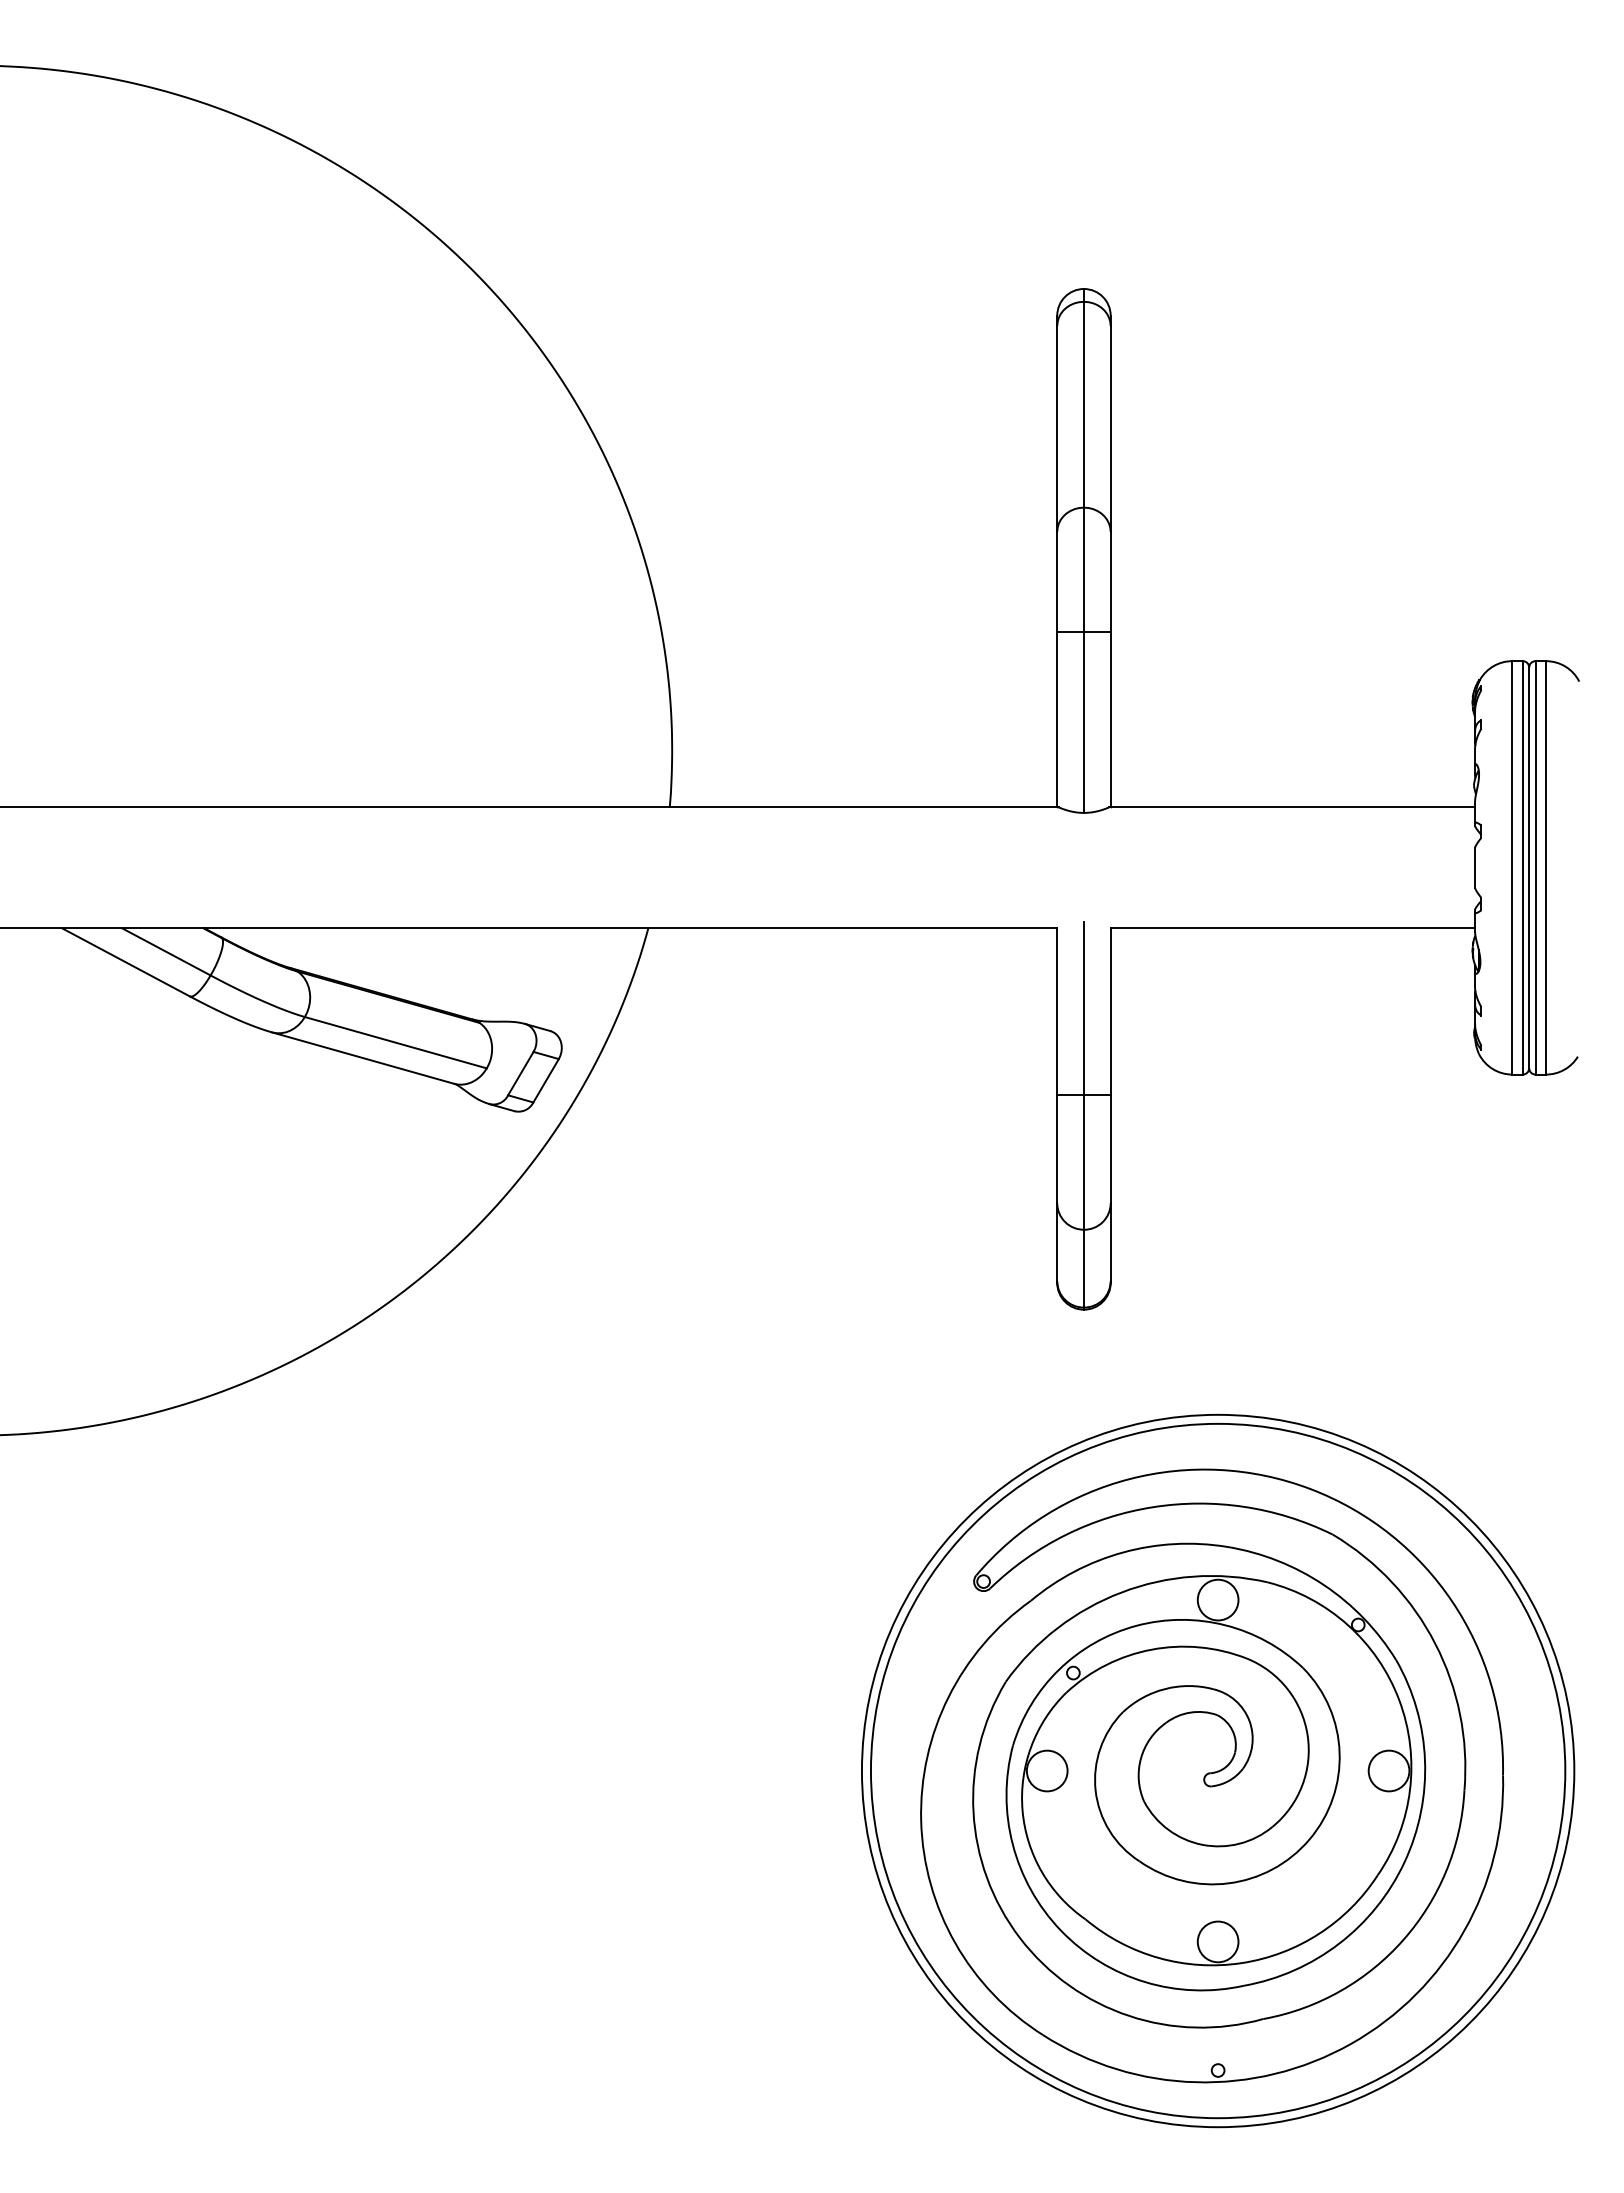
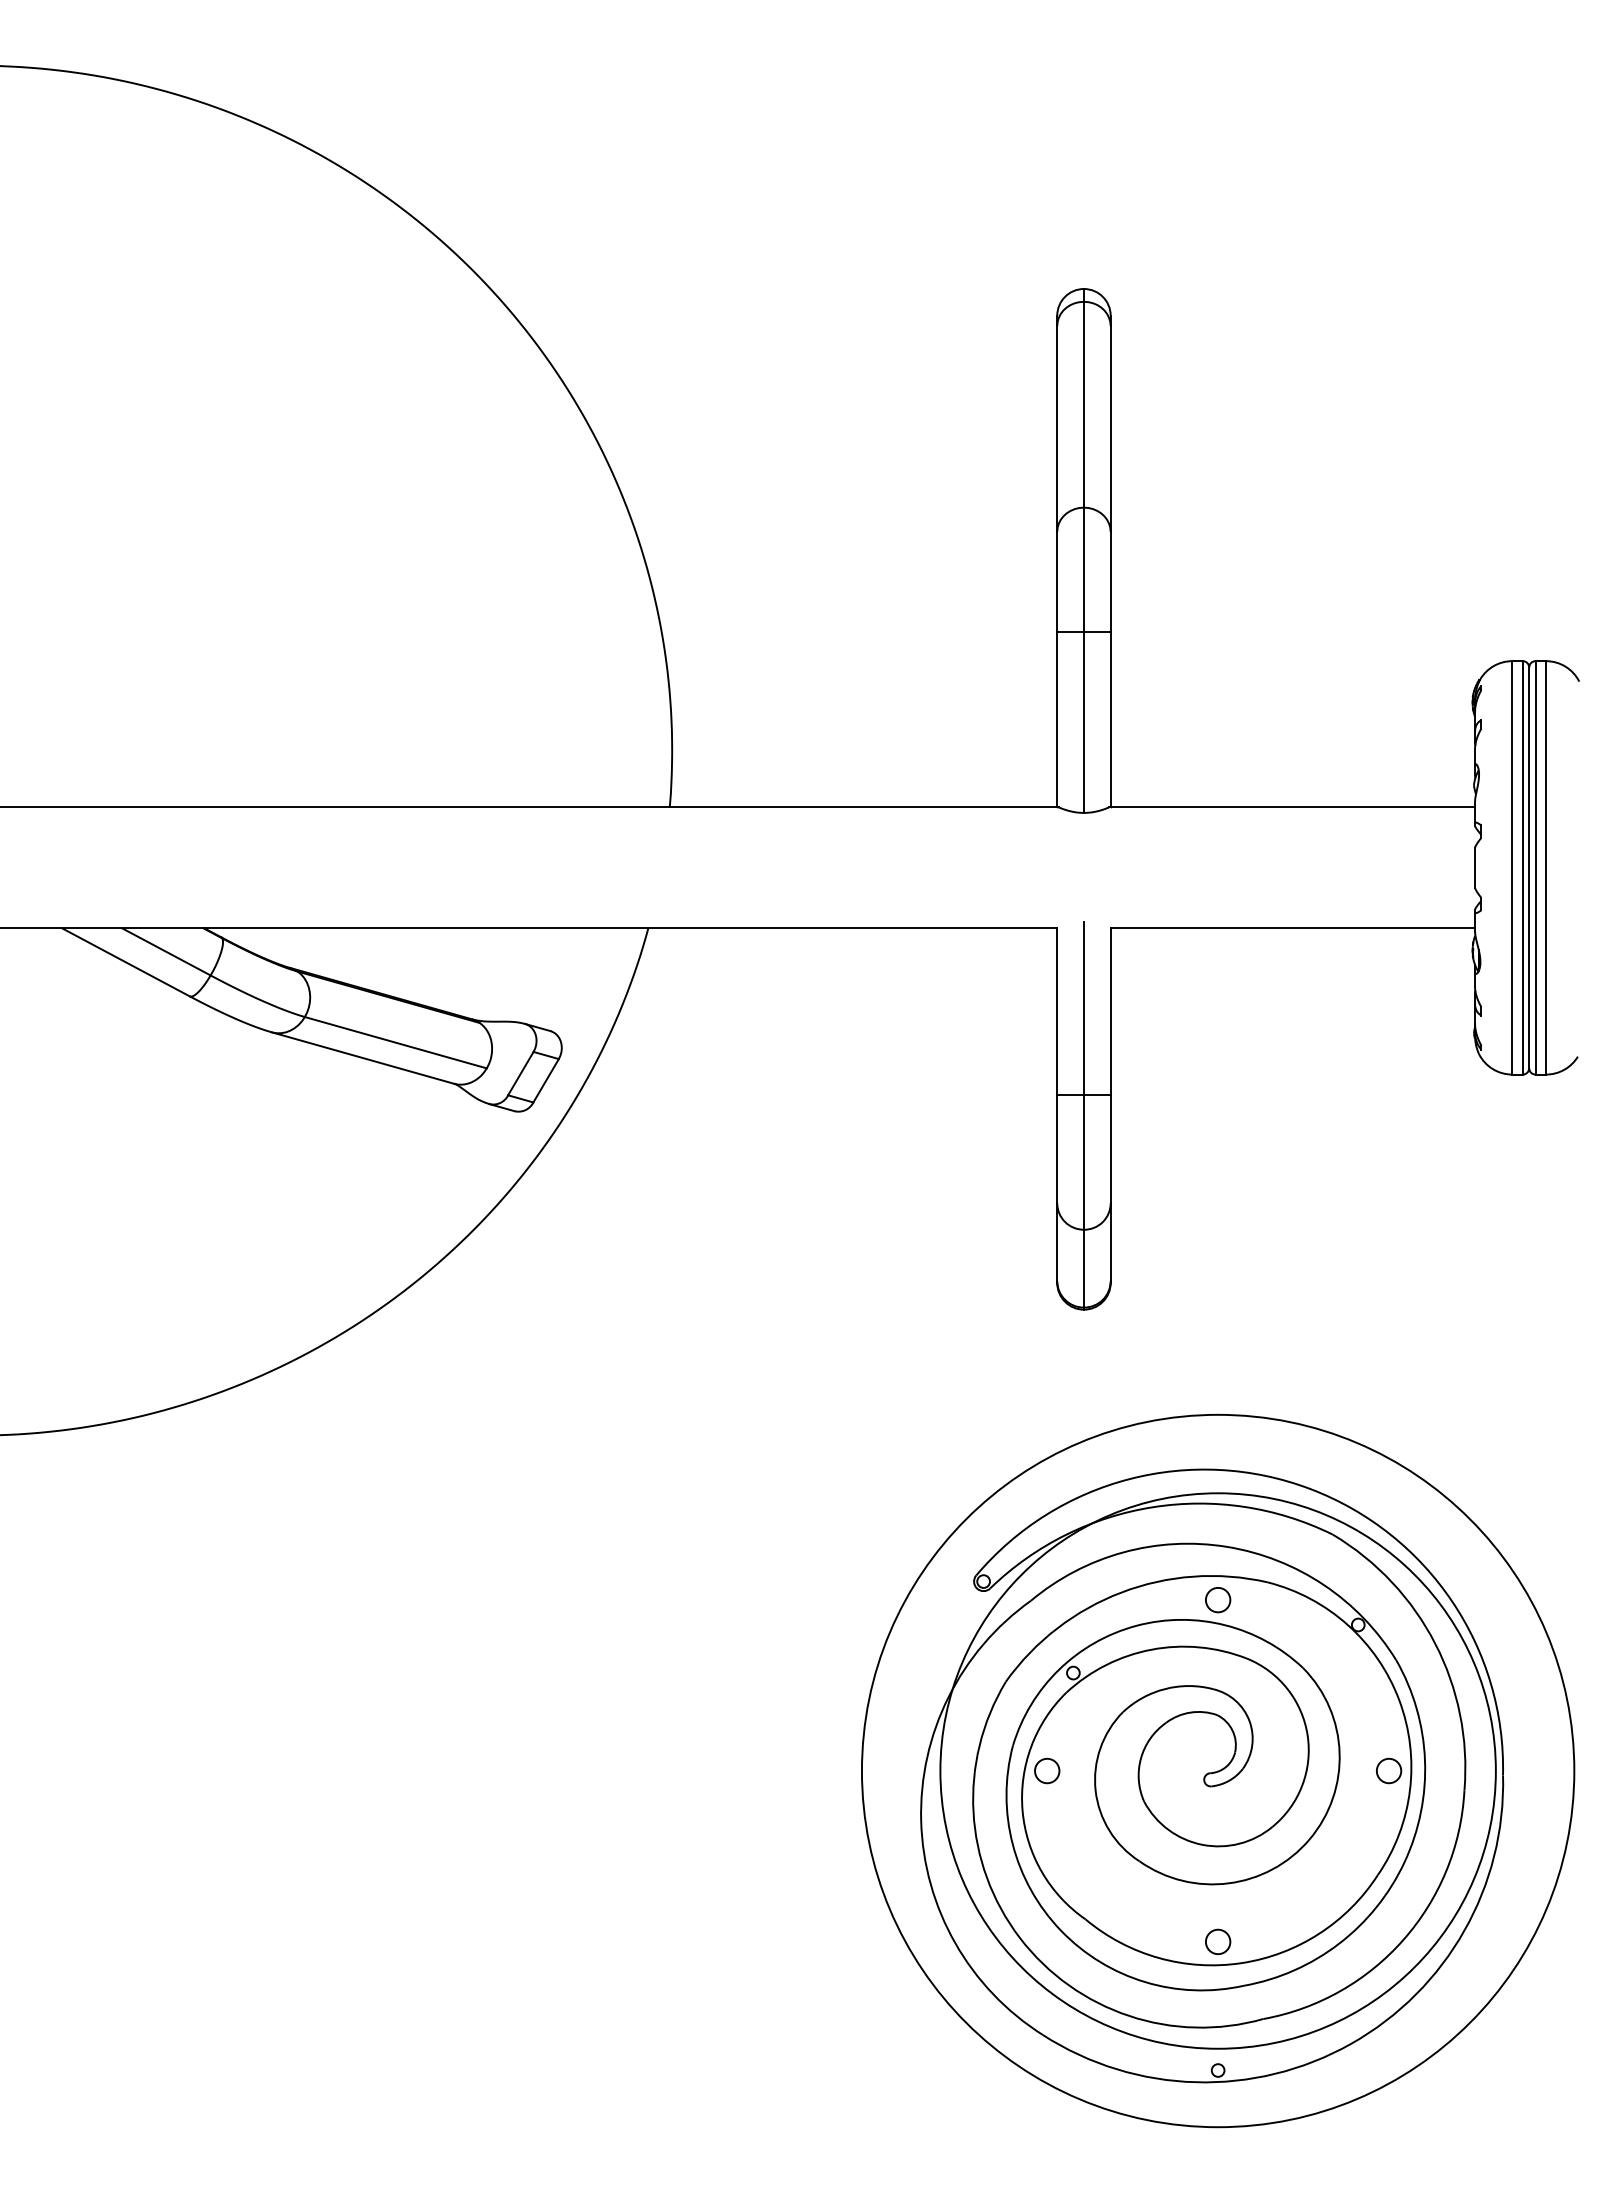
circle diameter: 41 px -> 24 px (1217, 1599)
circle diameter: 41 px -> 24 px (1047, 1770)
circle diameter: 694 px -> 555 px (1217, 1770)
circle diameter: 41 px -> 24 px (1388, 1770)
circle diameter: 41 px -> 24 px (1217, 1941)
